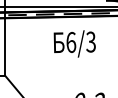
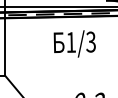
text: 6/3 -> 1/3 (71, 41)
